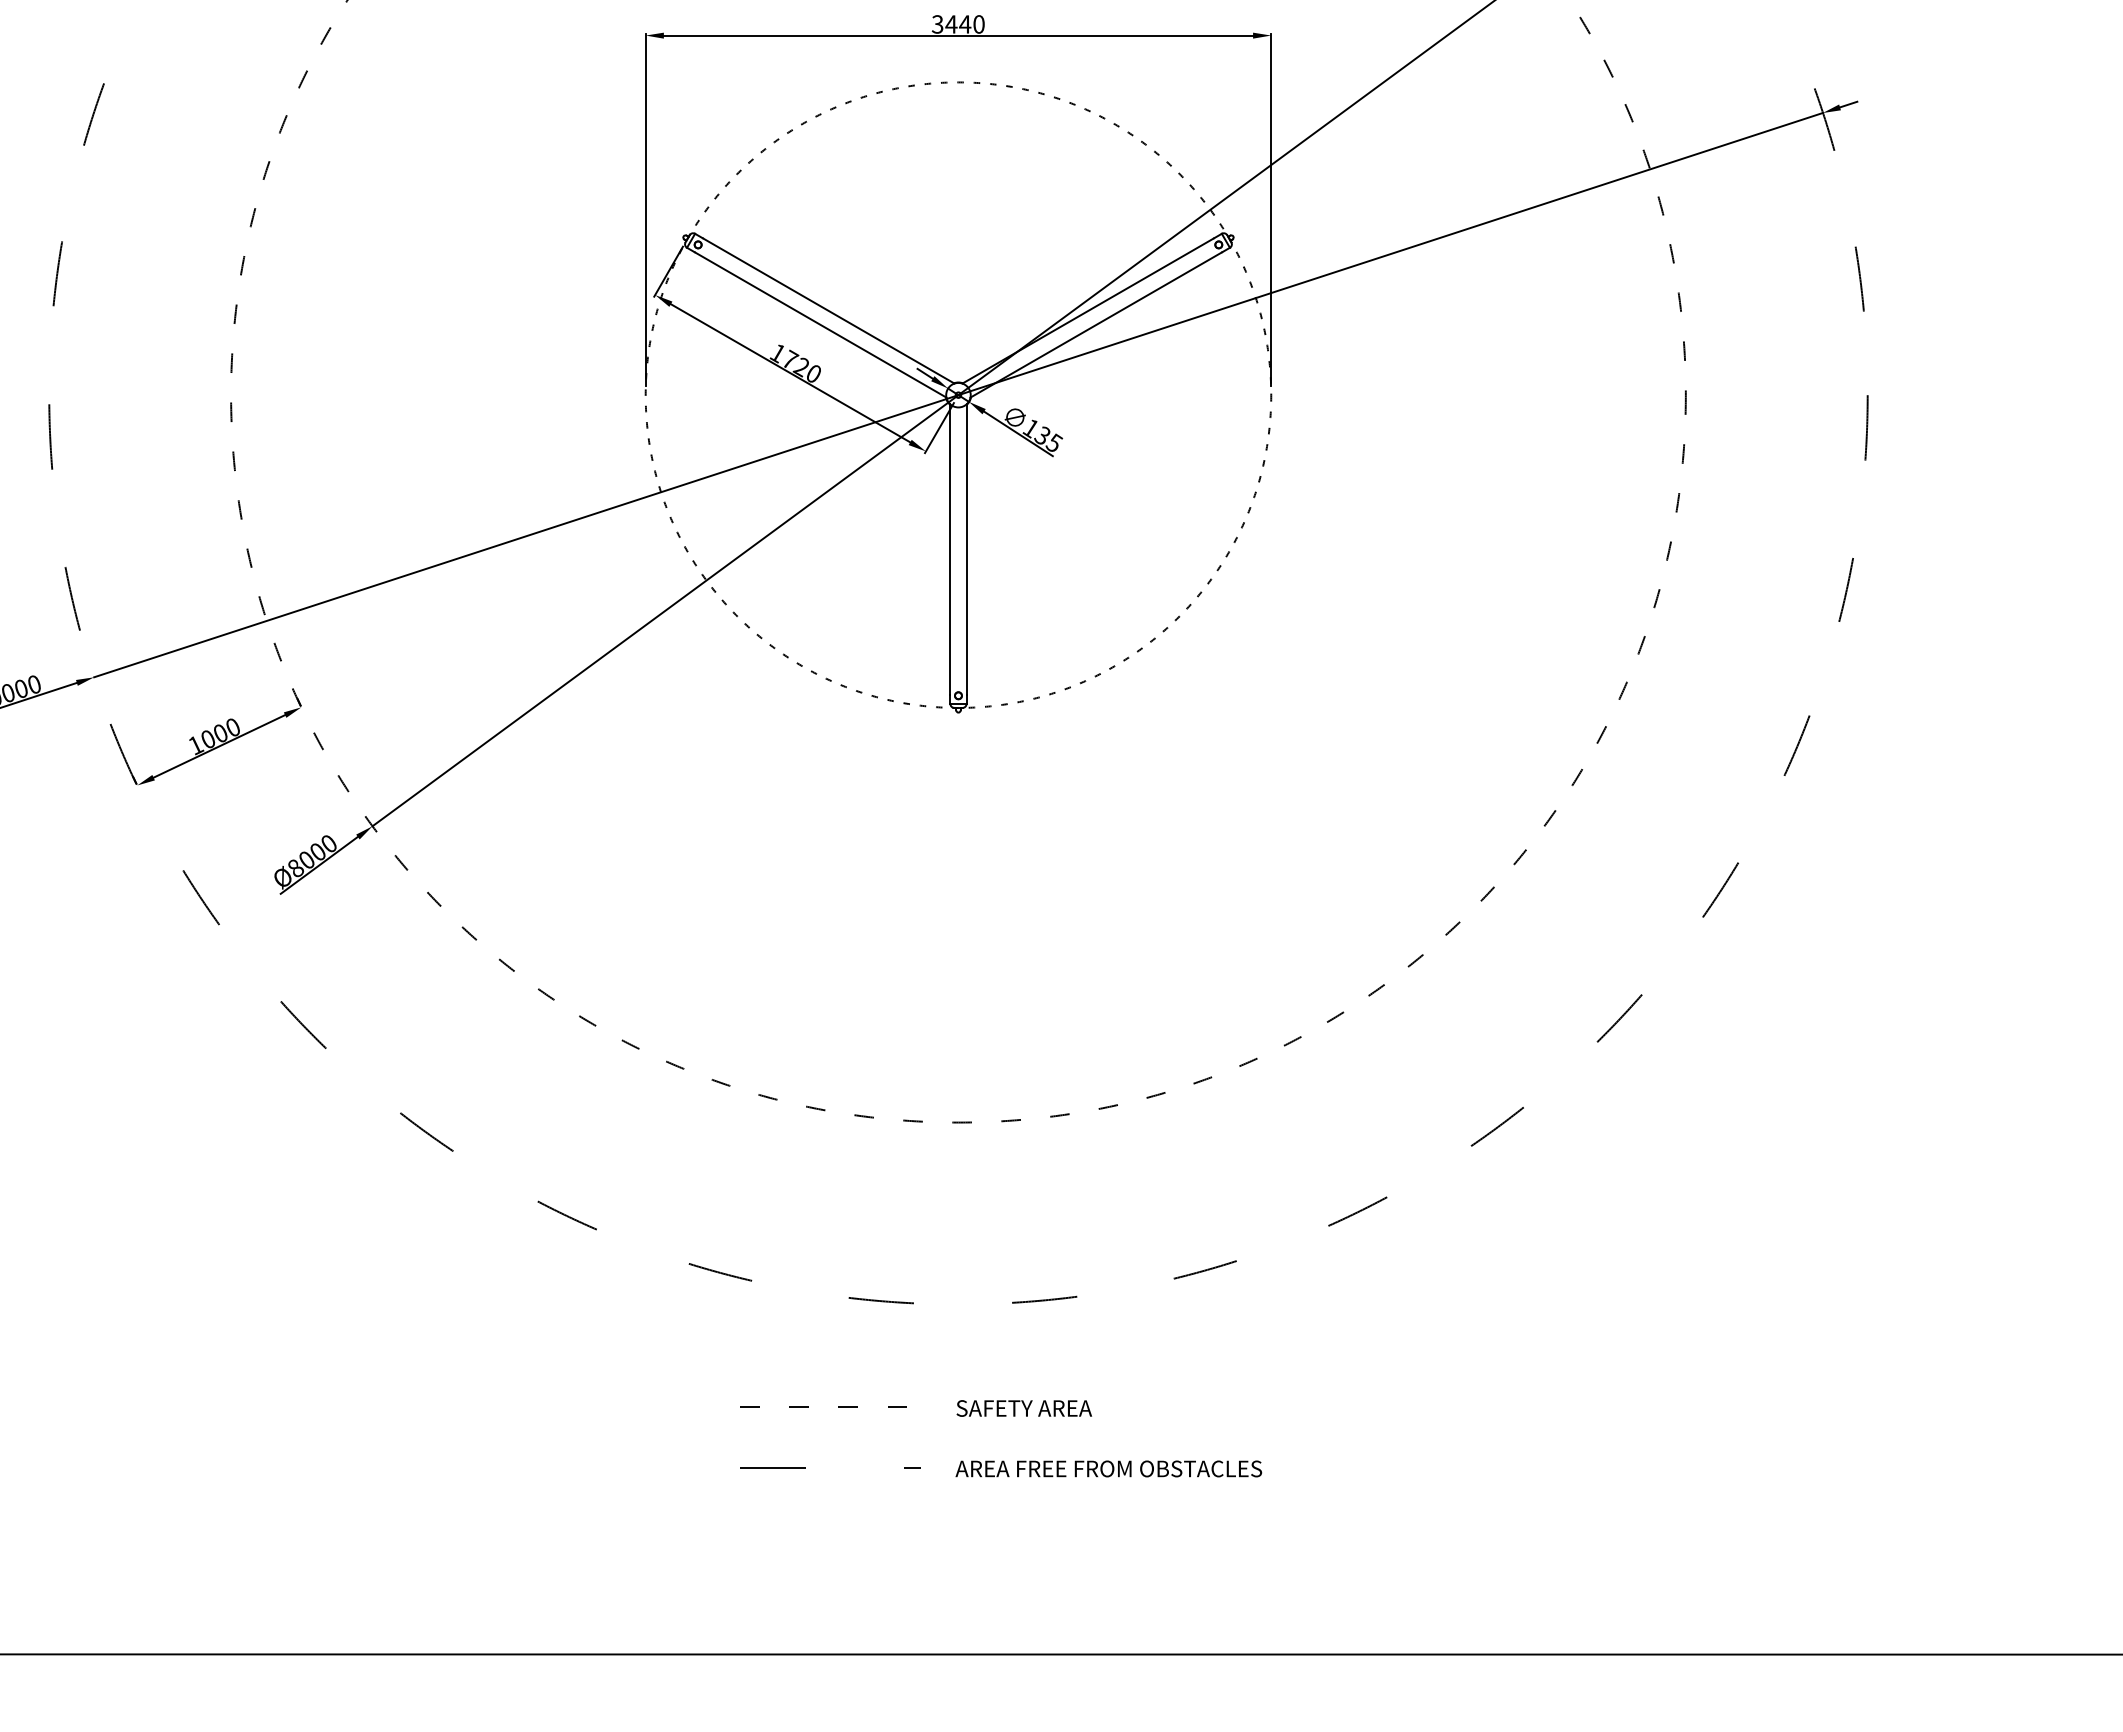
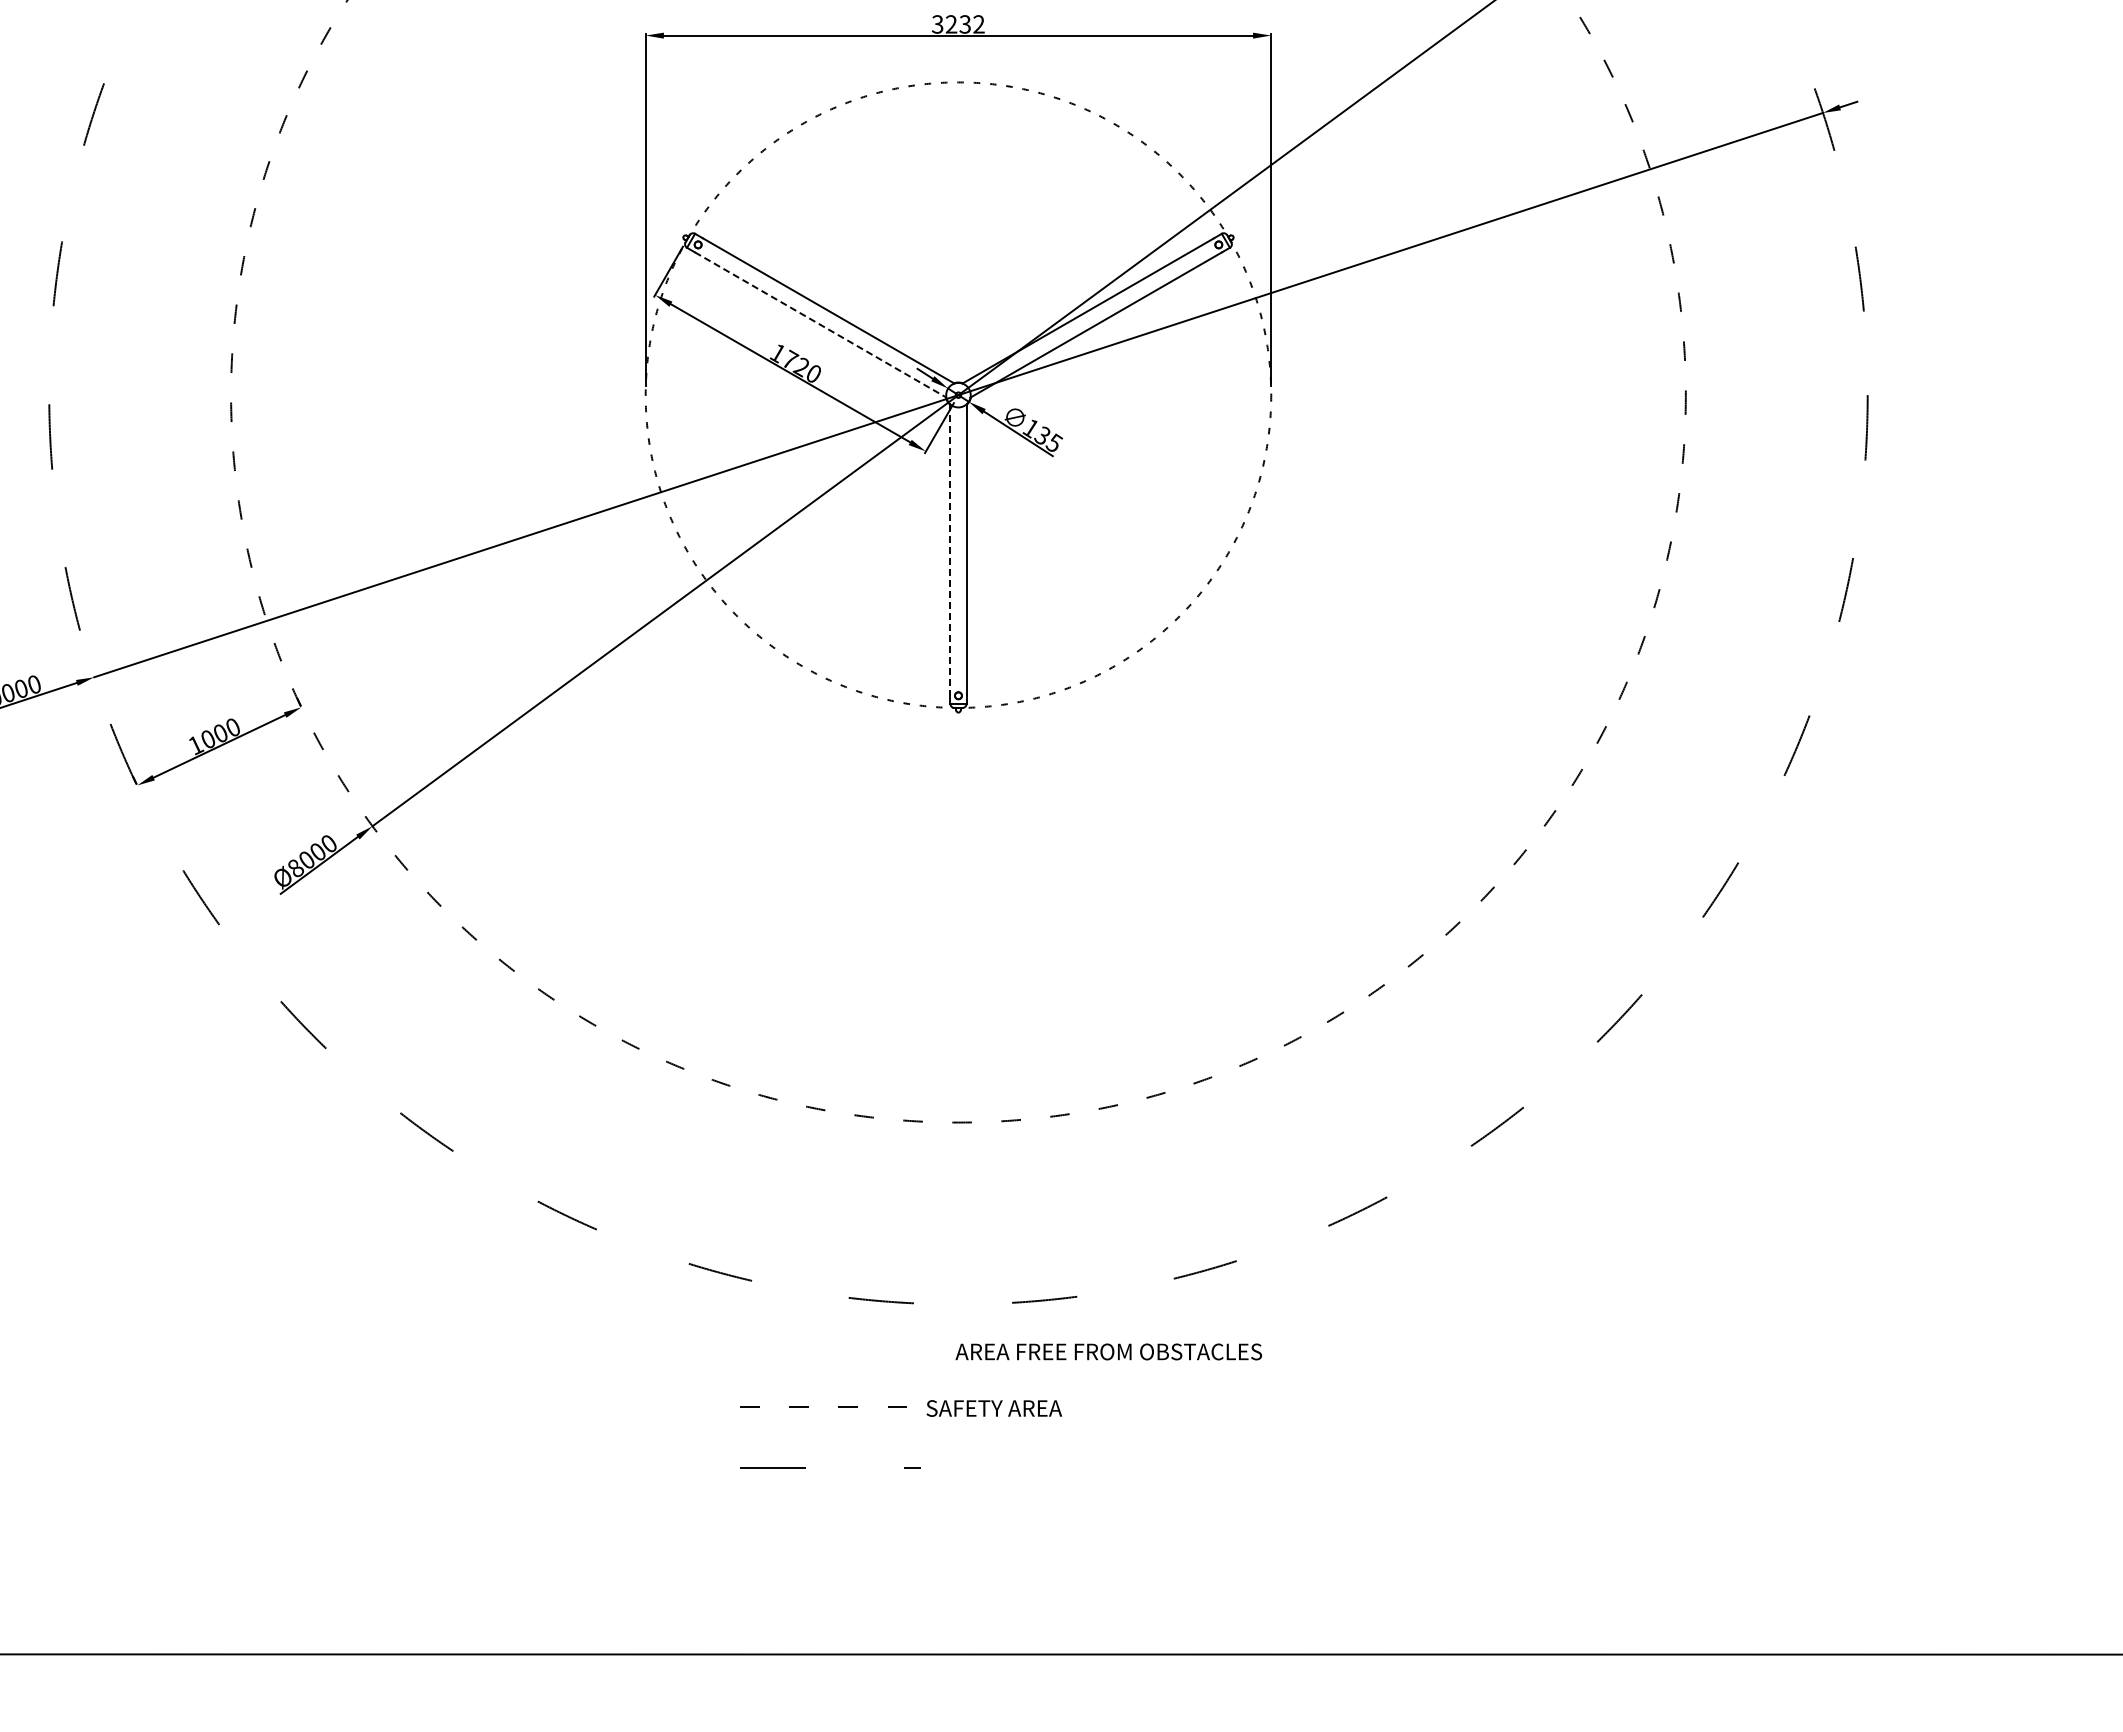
text: 3440 -> 3232 (964, 24)
line: solid -> dashed (821, 325)
line: solid -> dashed (950, 550)
text position: (1024, 1408) -> (994, 1408) (994, 1408)
text position: (1108, 1468) -> (1108, 1351) (1108, 1351)
